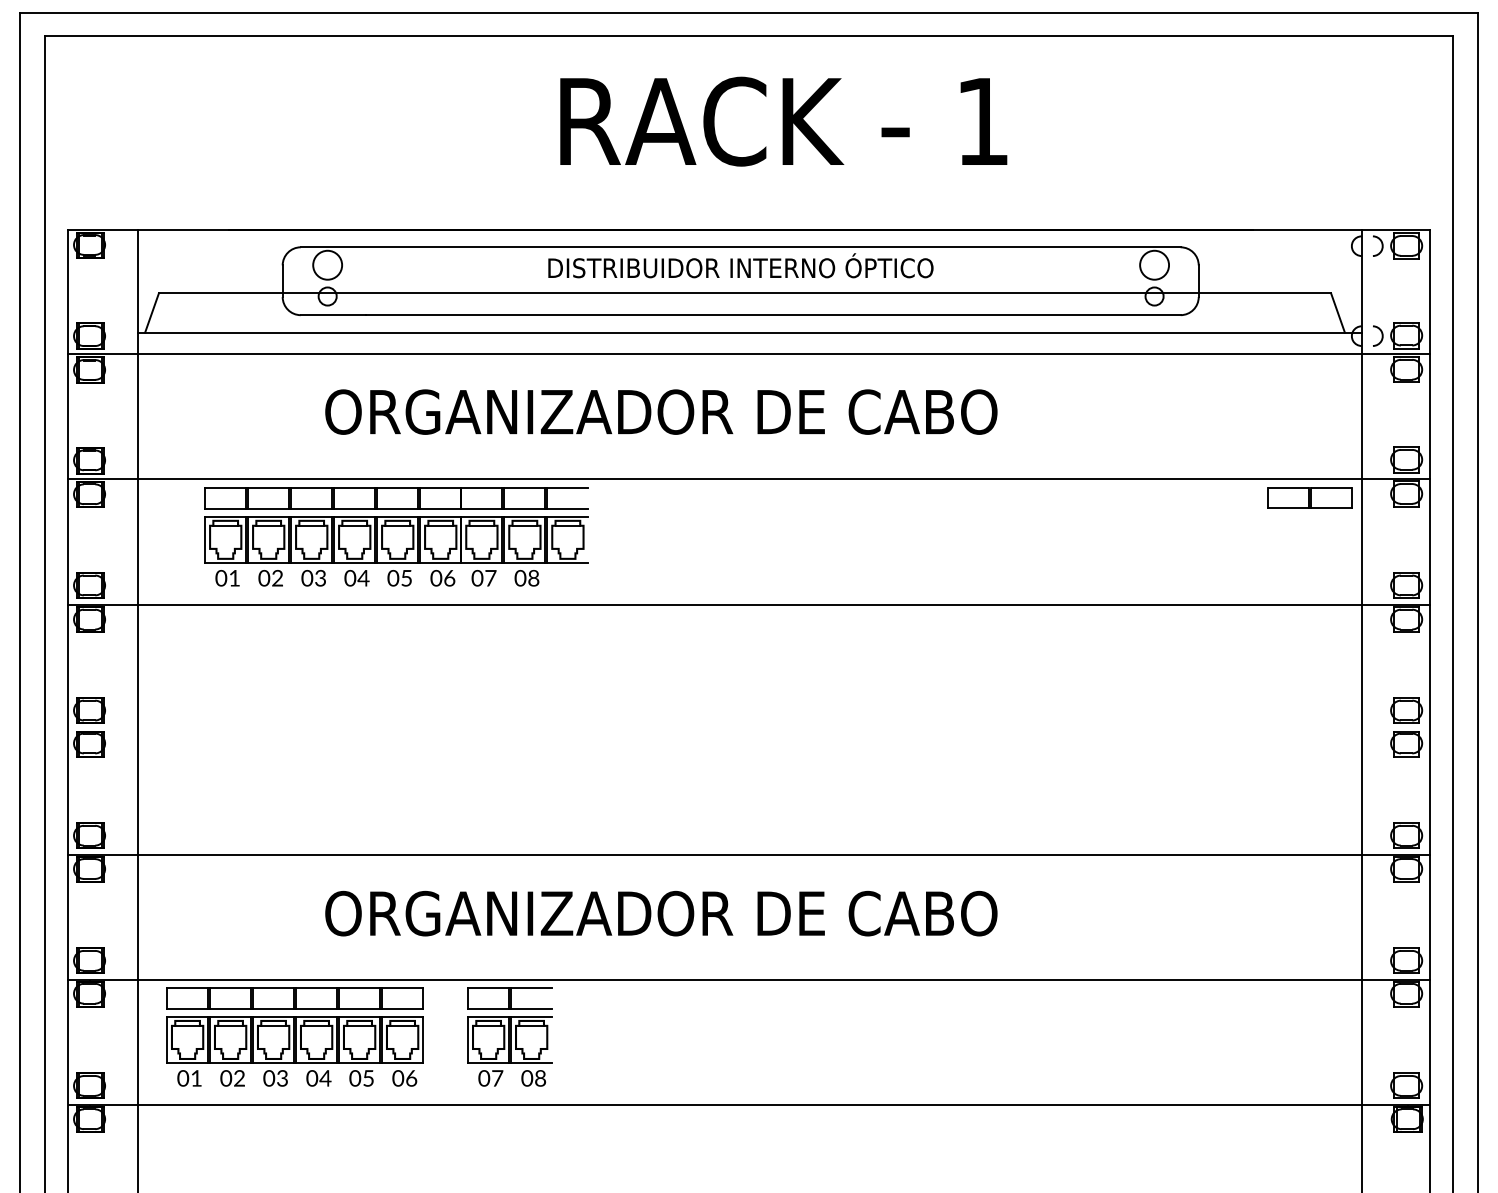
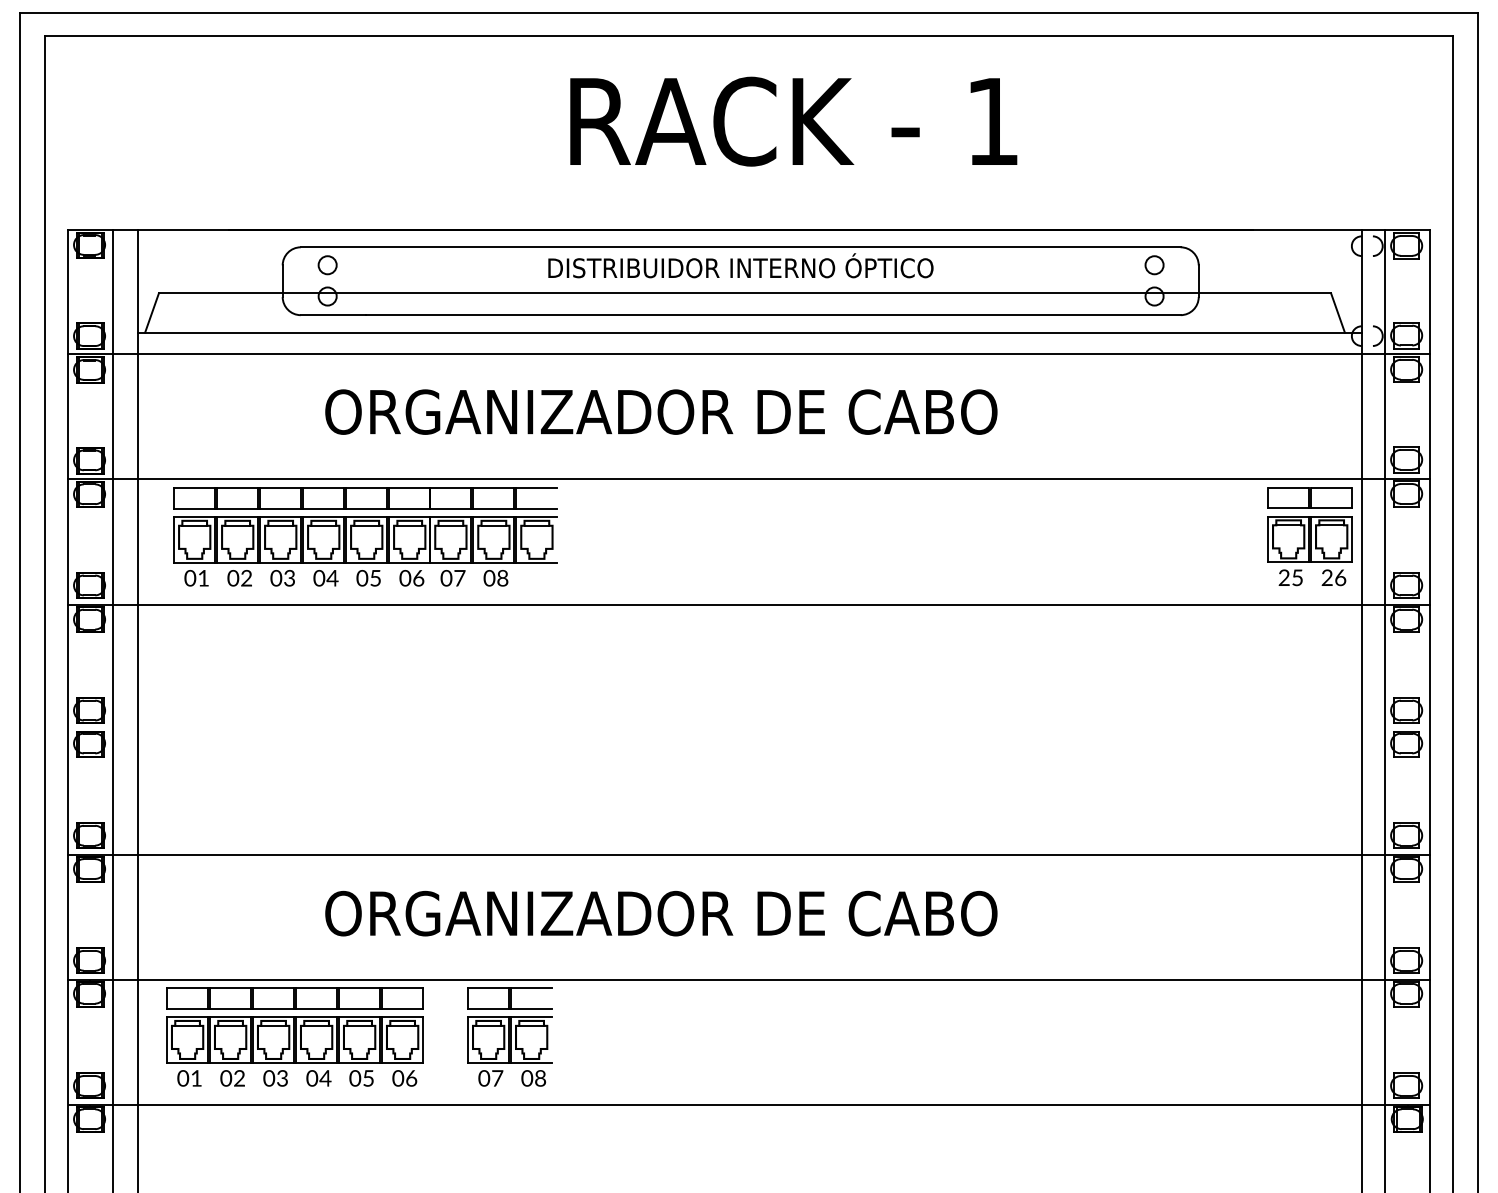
text position: (783, 121) -> (793, 121) (793, 121)
circle diameter: 29 px -> 18 px (327, 265)
circle diameter: 29 px -> 18 px (1154, 265)
part position: (396, 536) -> (365, 536) (365, 536)
part: none -> present (1309, 551)
line: none -> present (112, 709)
line: none -> present (1385, 709)
